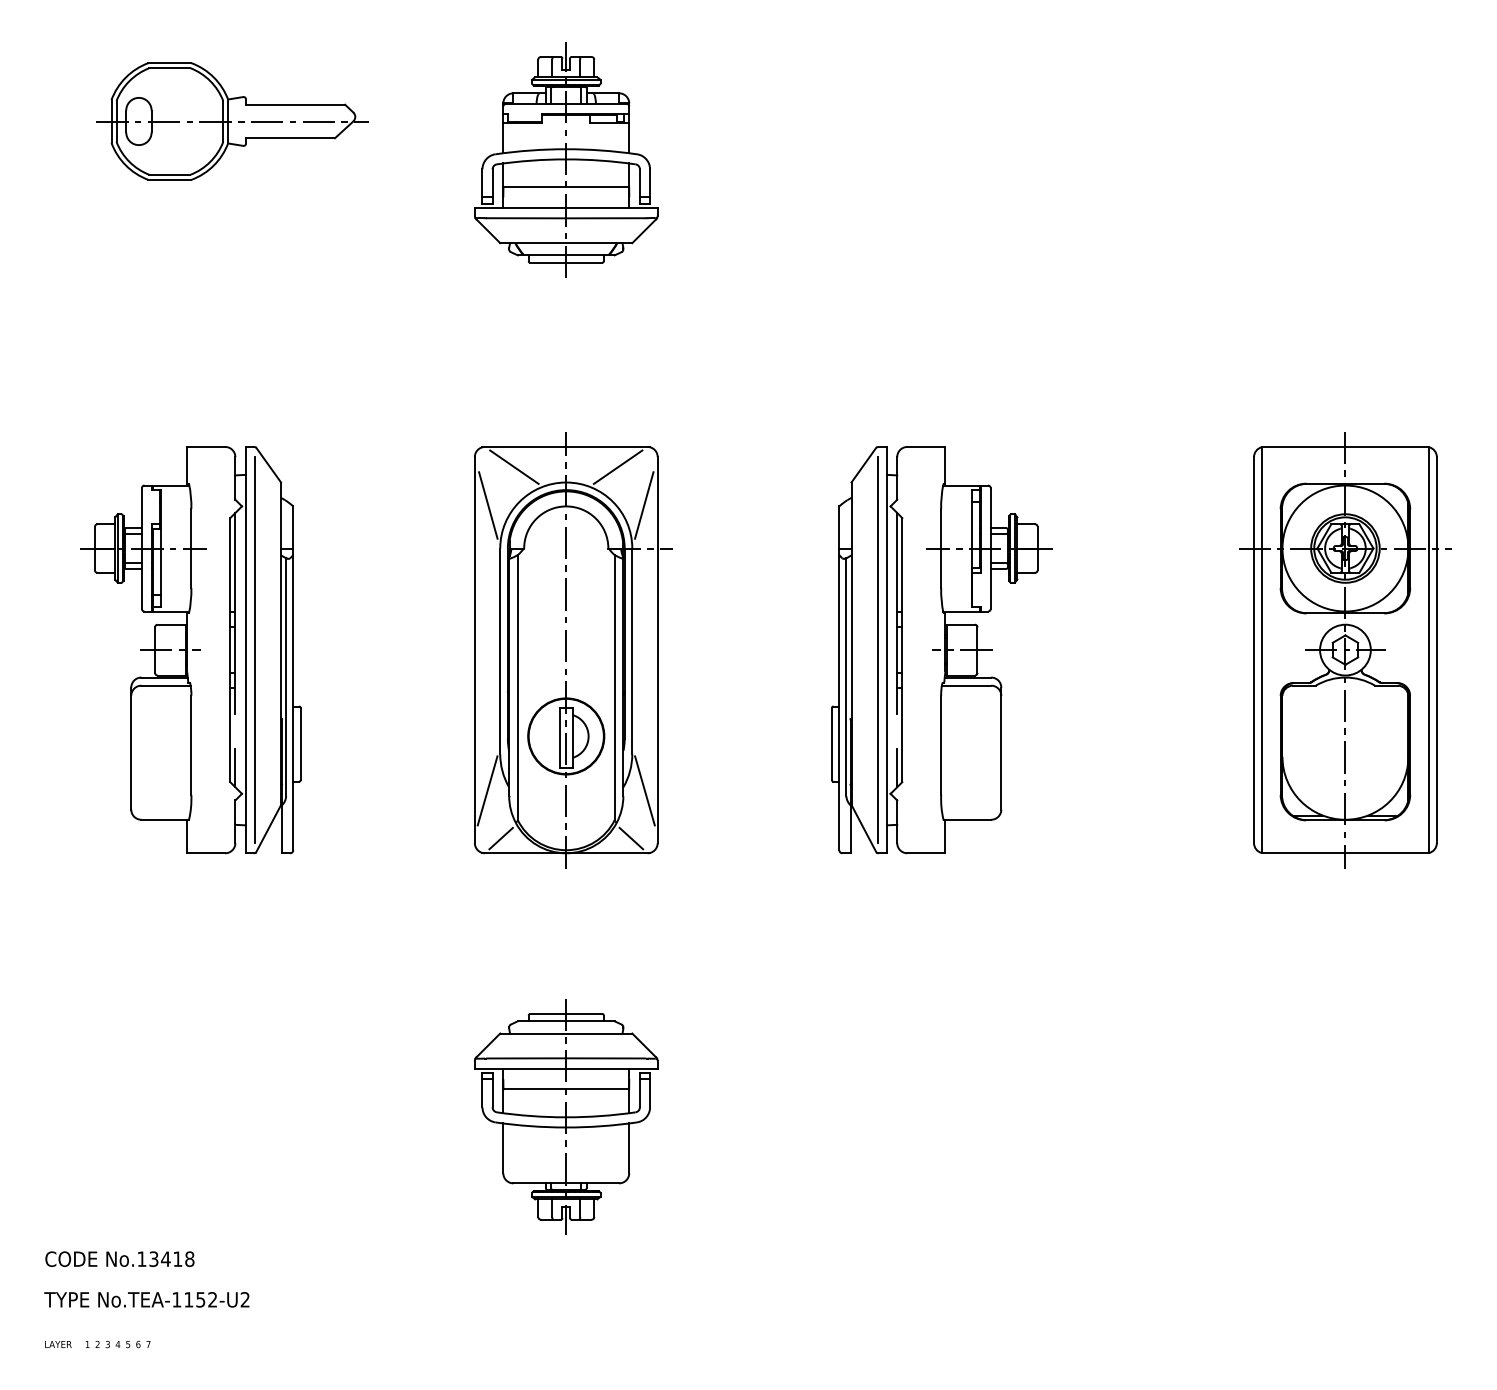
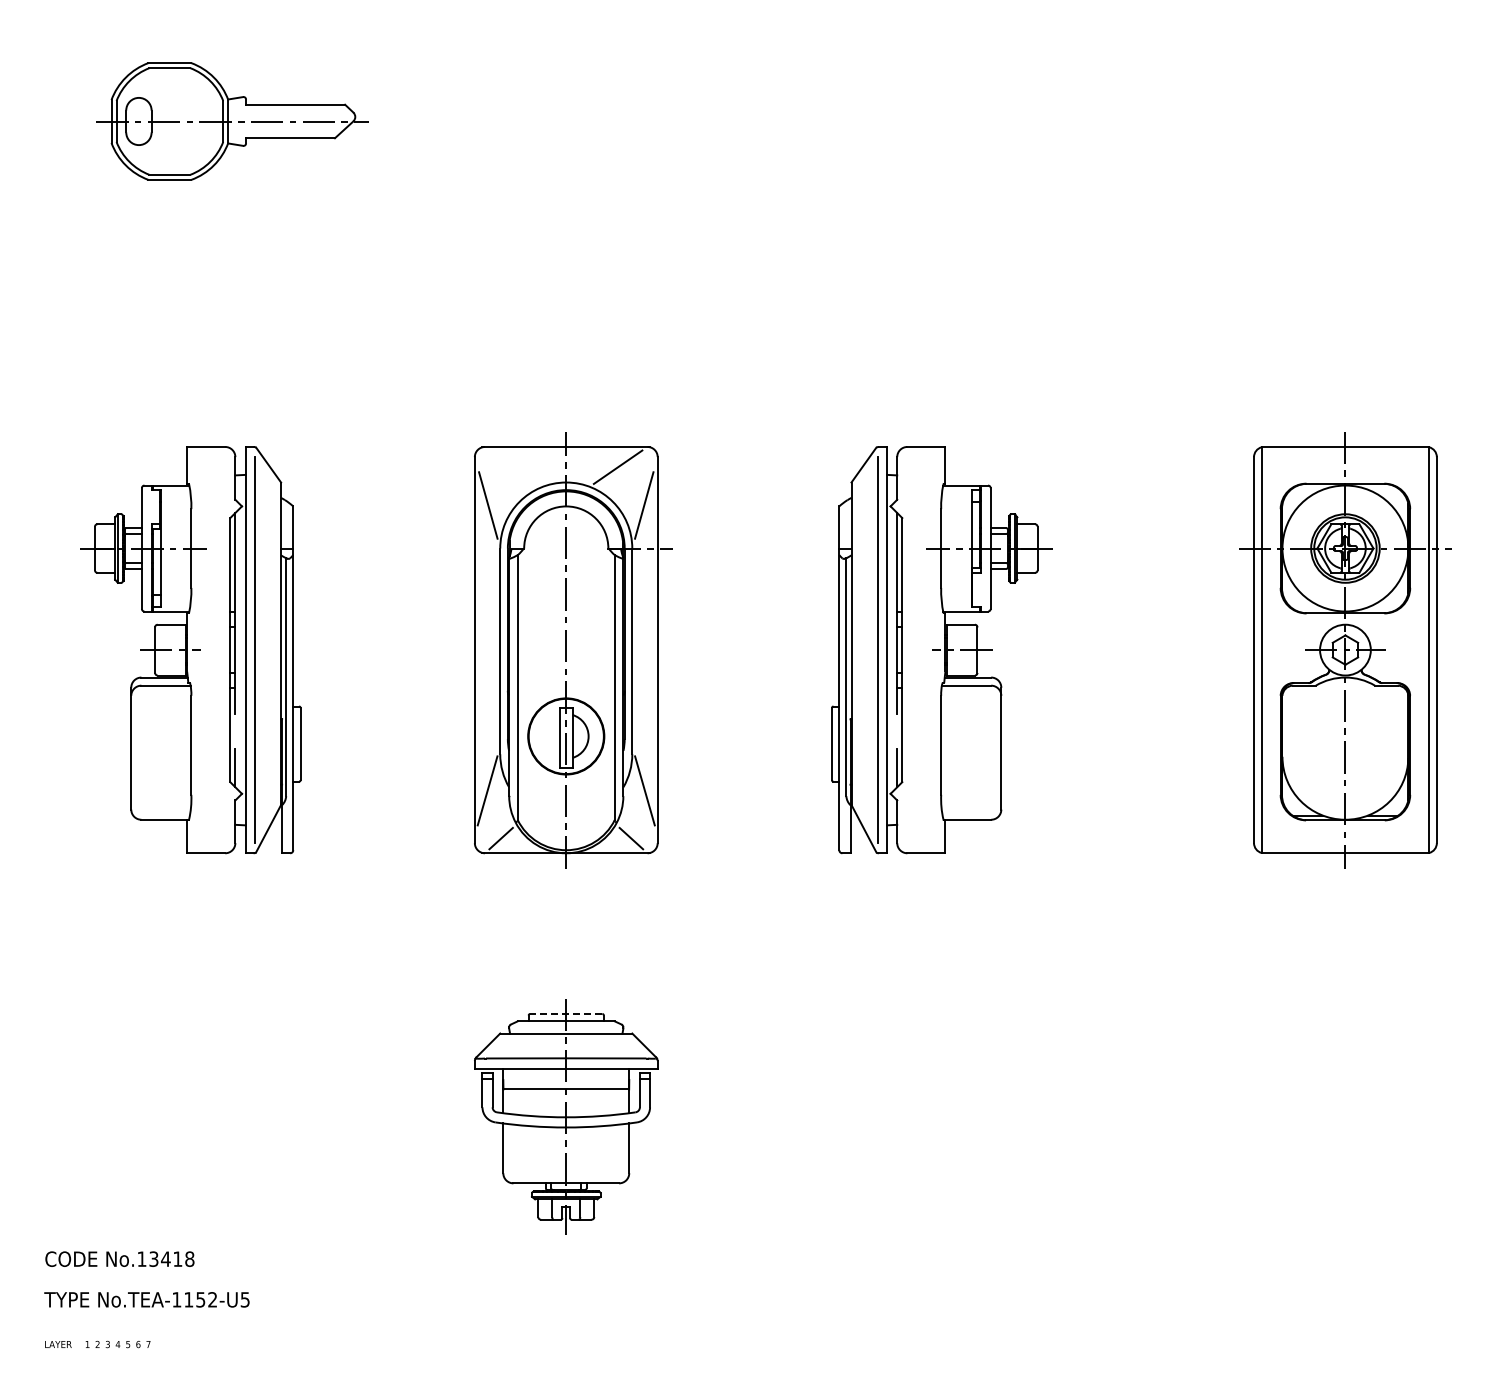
part: present -> none (566, 159)
line: present -> none (514, 466)
line: solid -> dashed (565, 1013)
text: No.TEA-1152-U2 -> No.TEA-1152-U5 (244, 1299)
